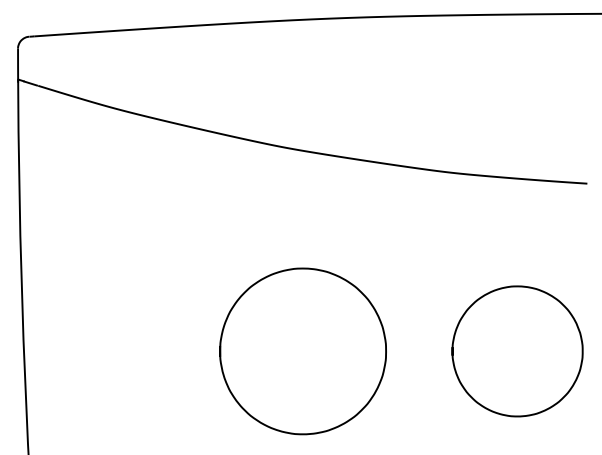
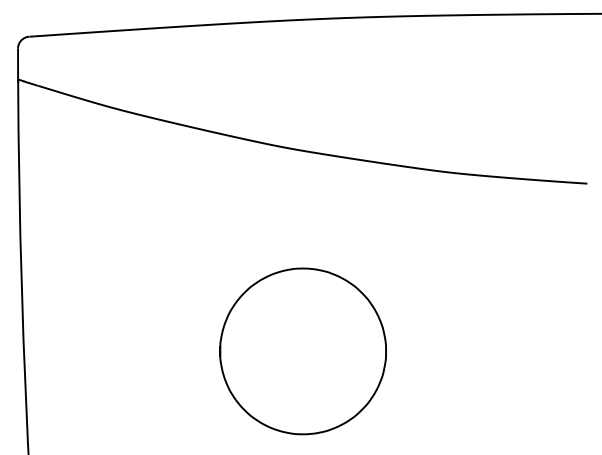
curve: present -> none (485, 406)
